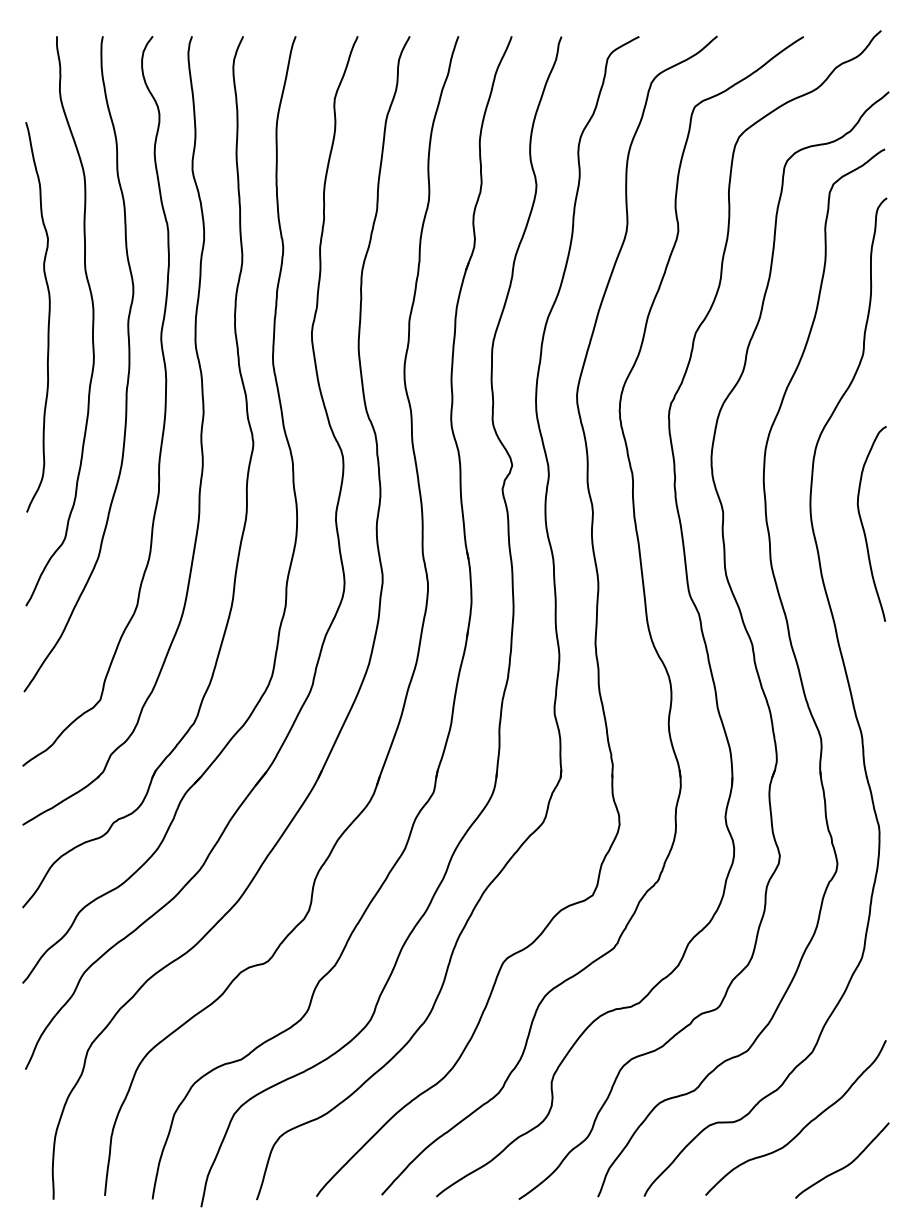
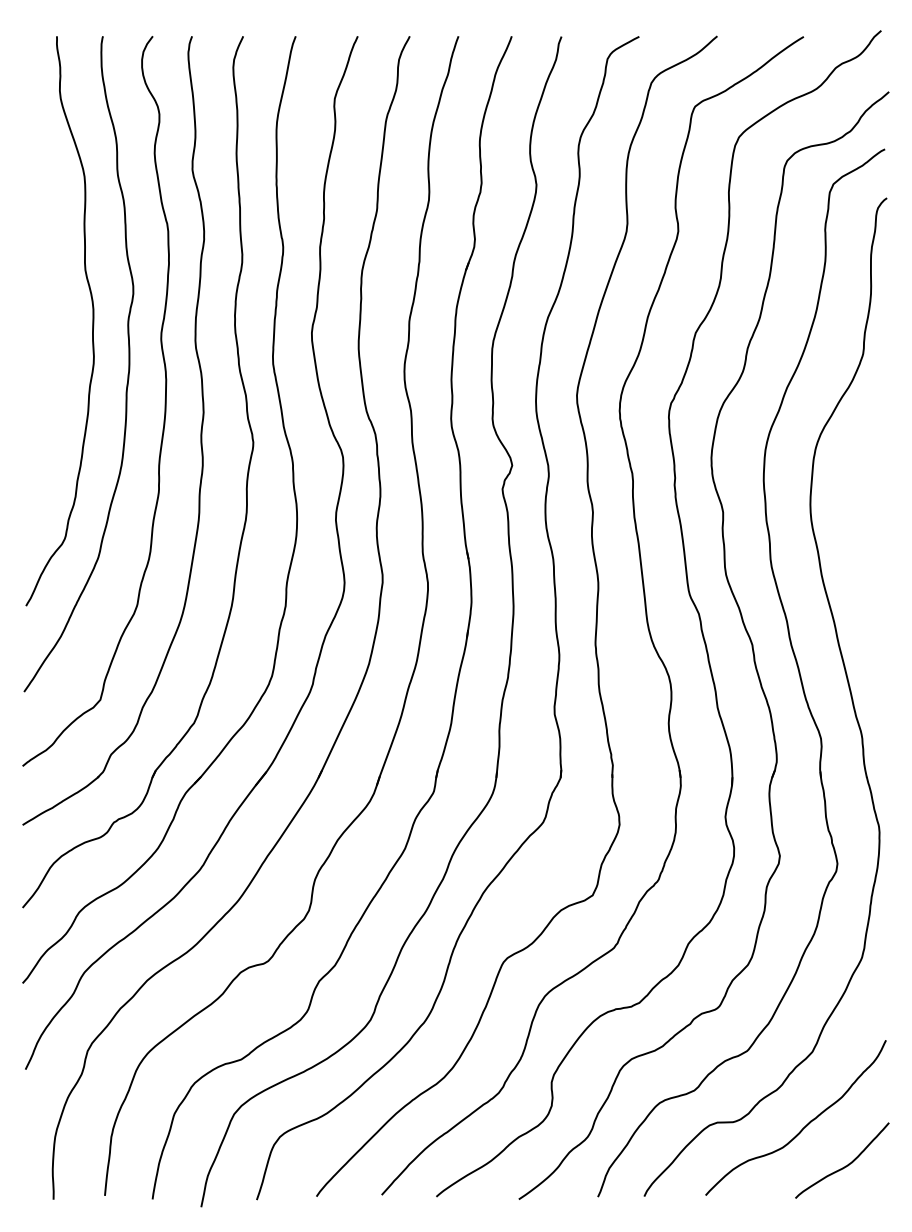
curve: present -> none (48, 317)
curve: present -> none (863, 524)
